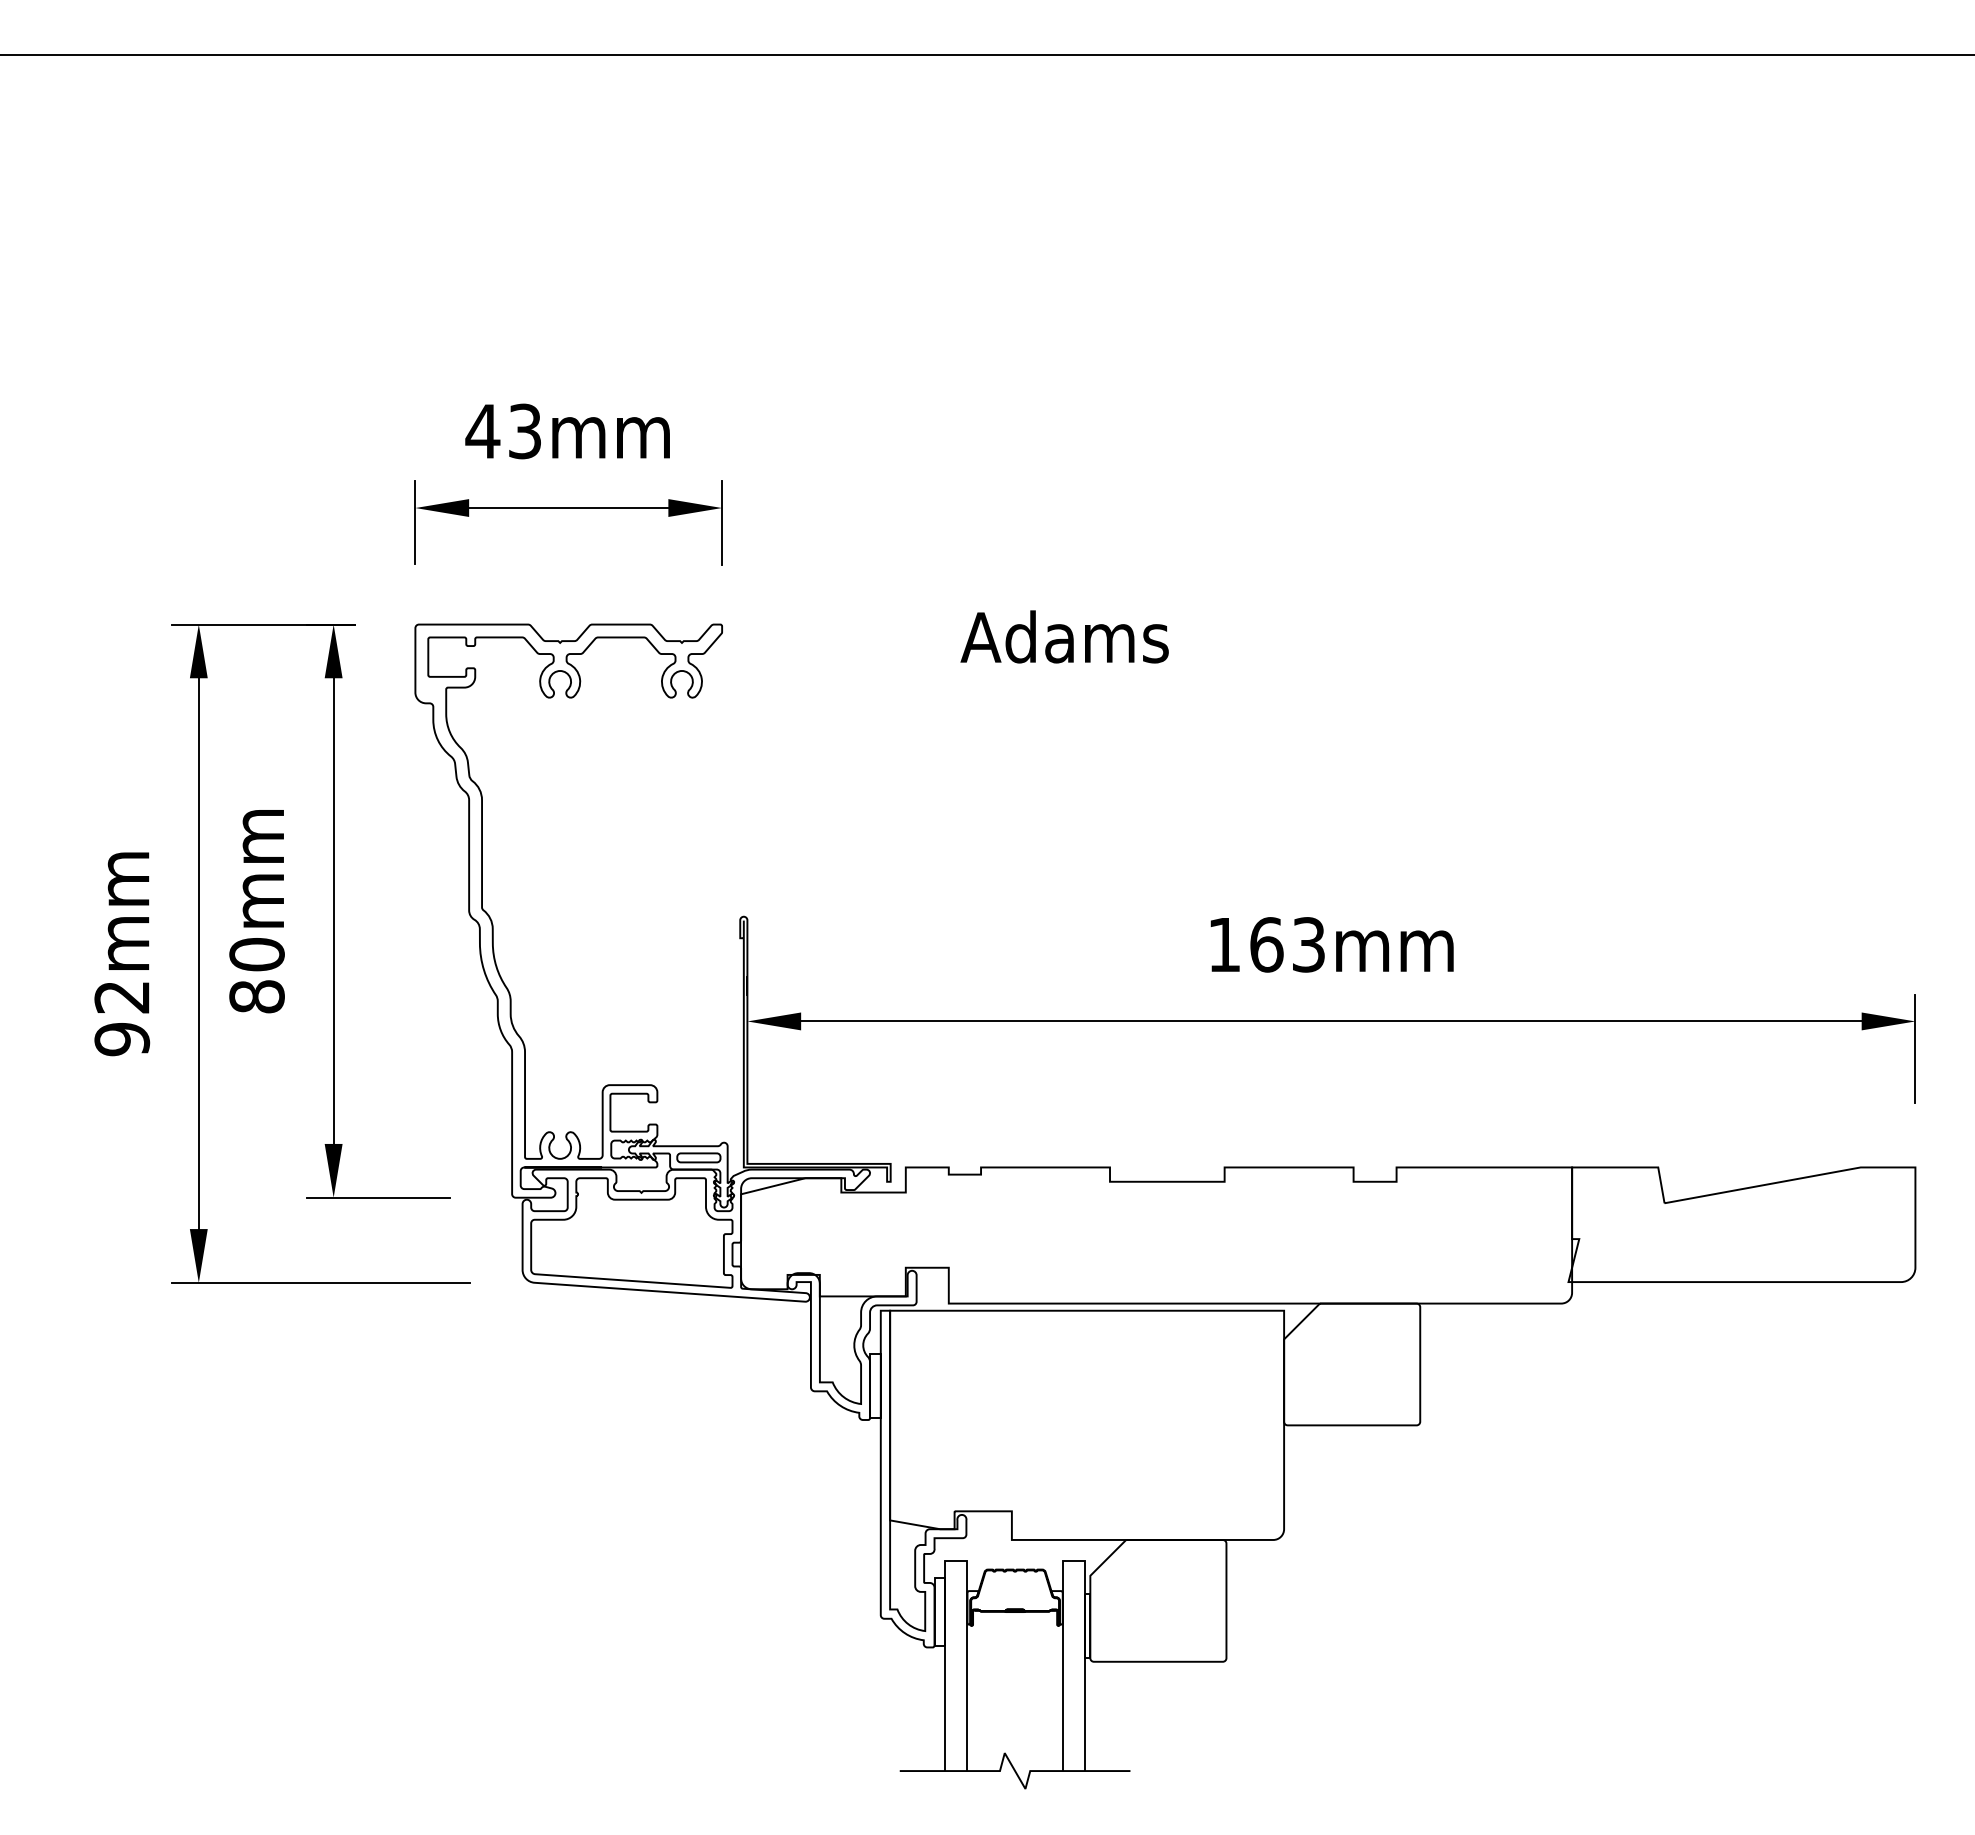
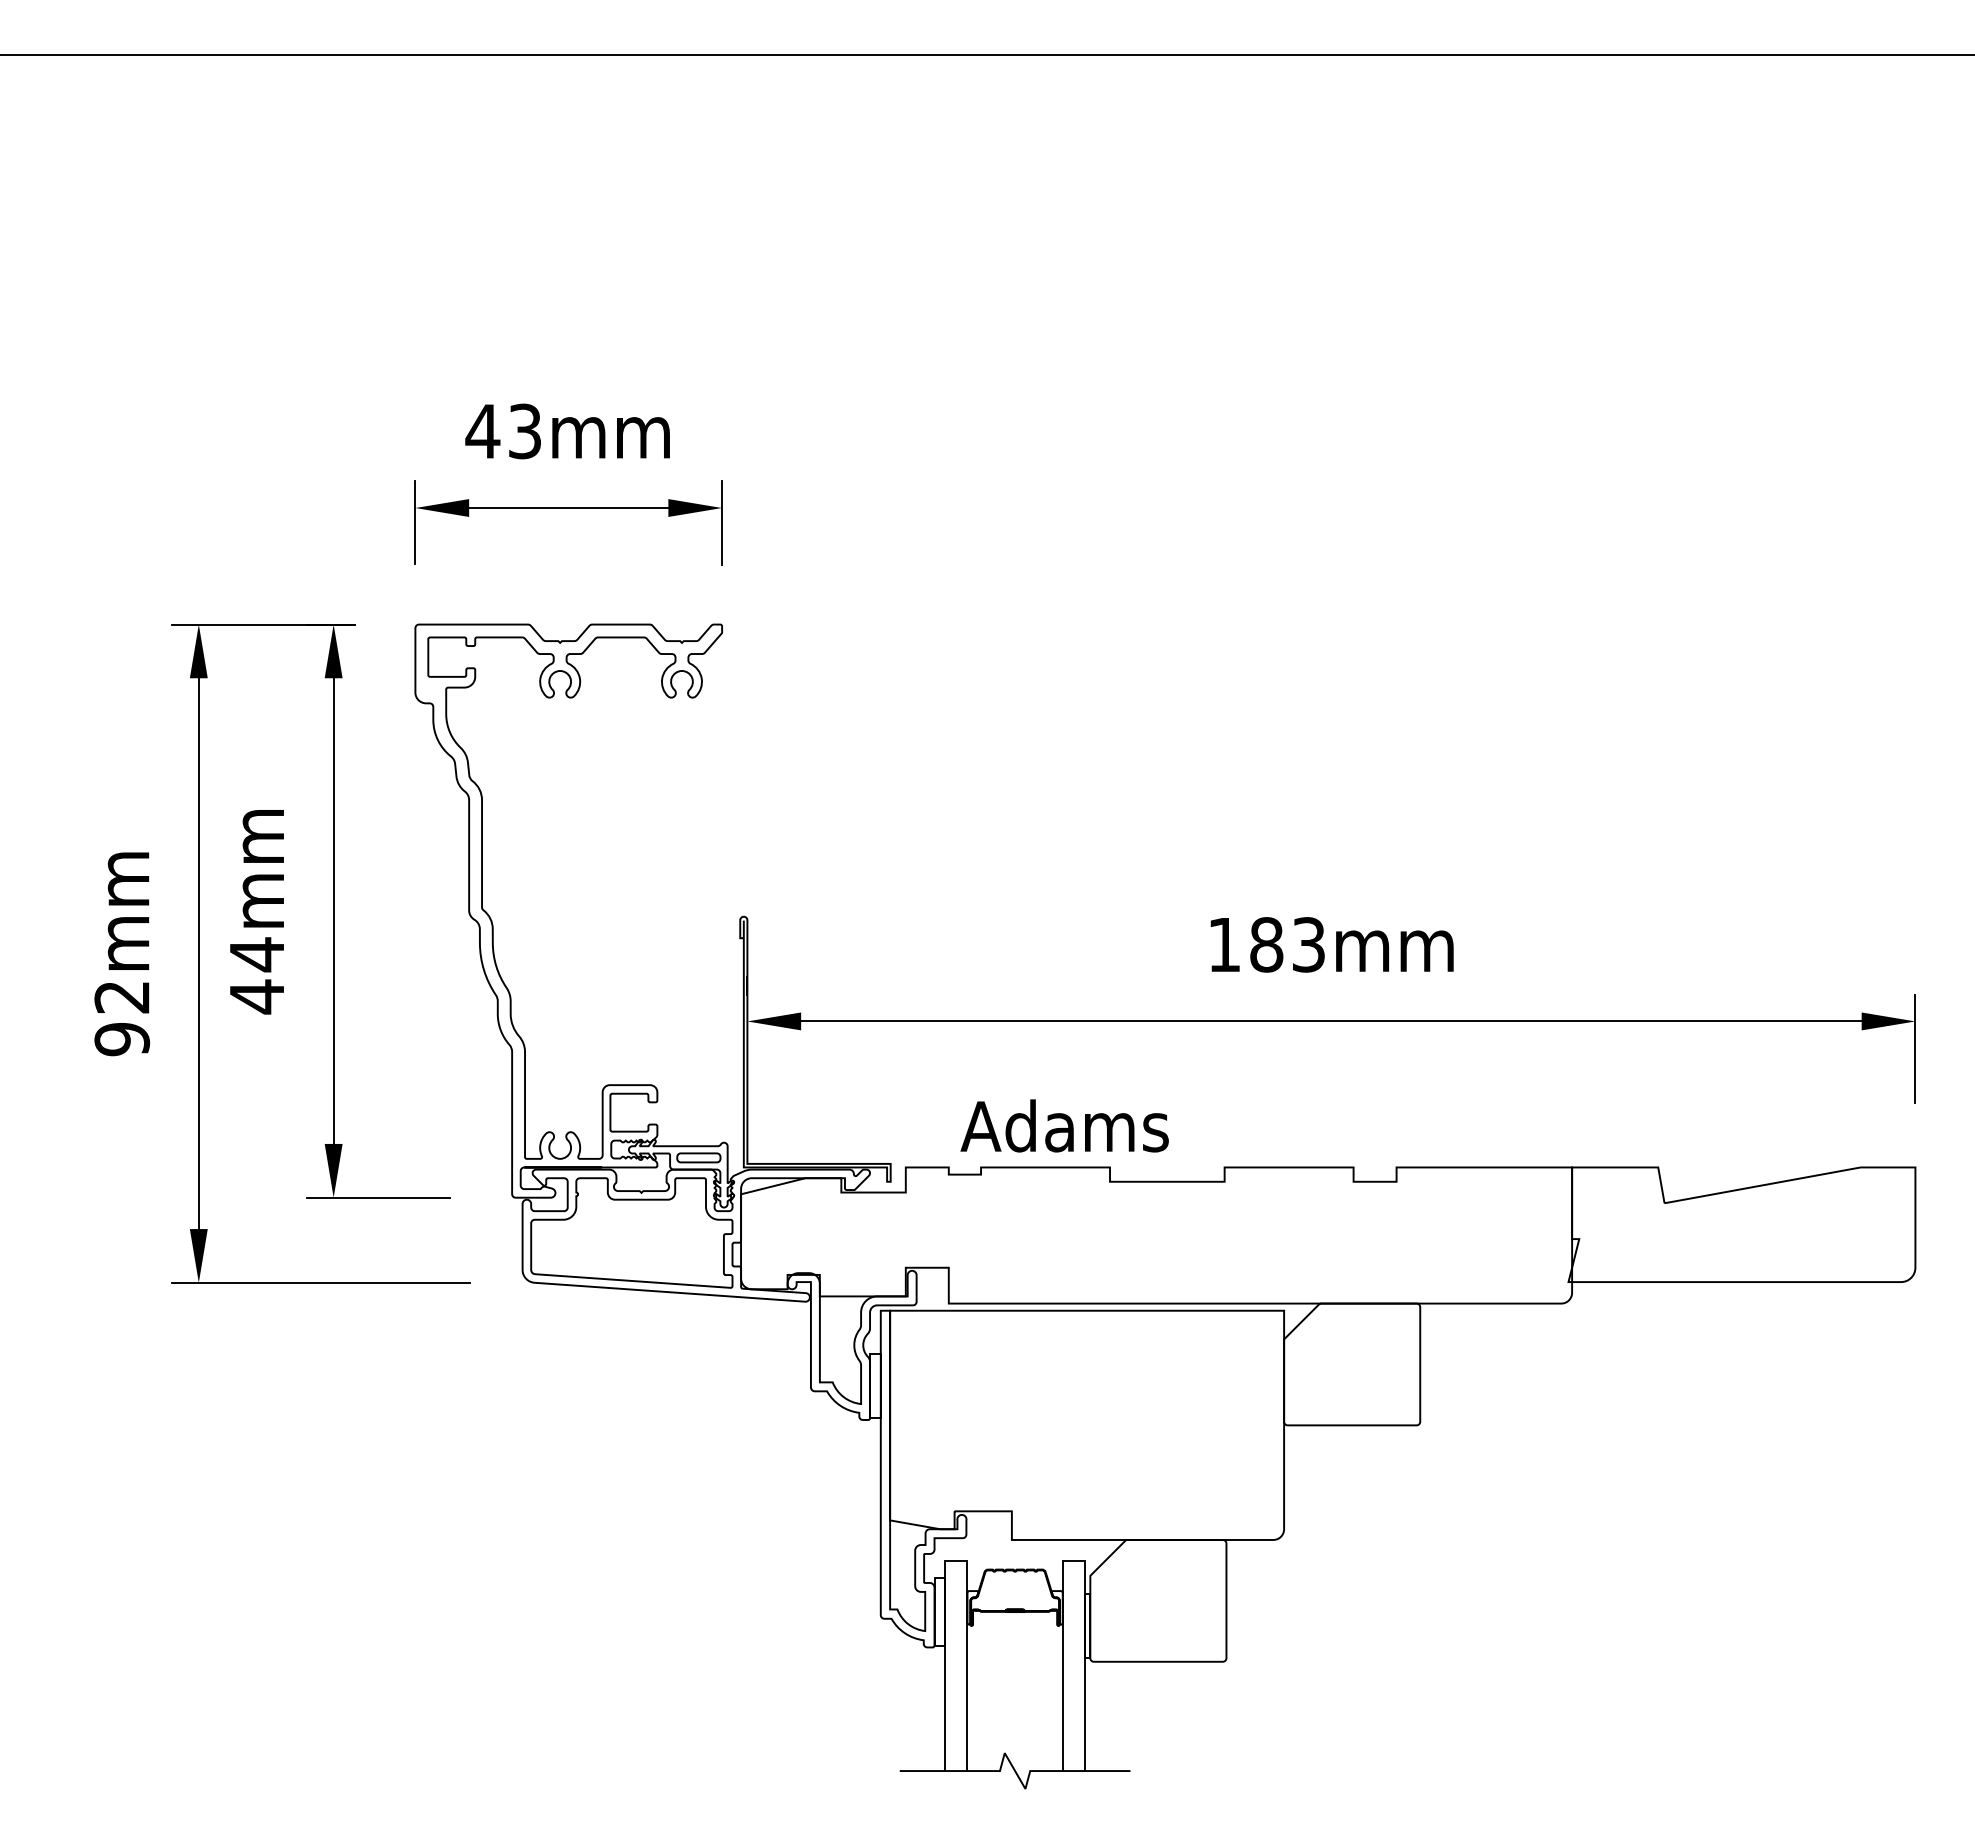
text position: (1064, 636) -> (1064, 1125) (1064, 1125)
text: 163mm -> 183mm (1266, 944)
text: 80mm -> 44mm (256, 975)
